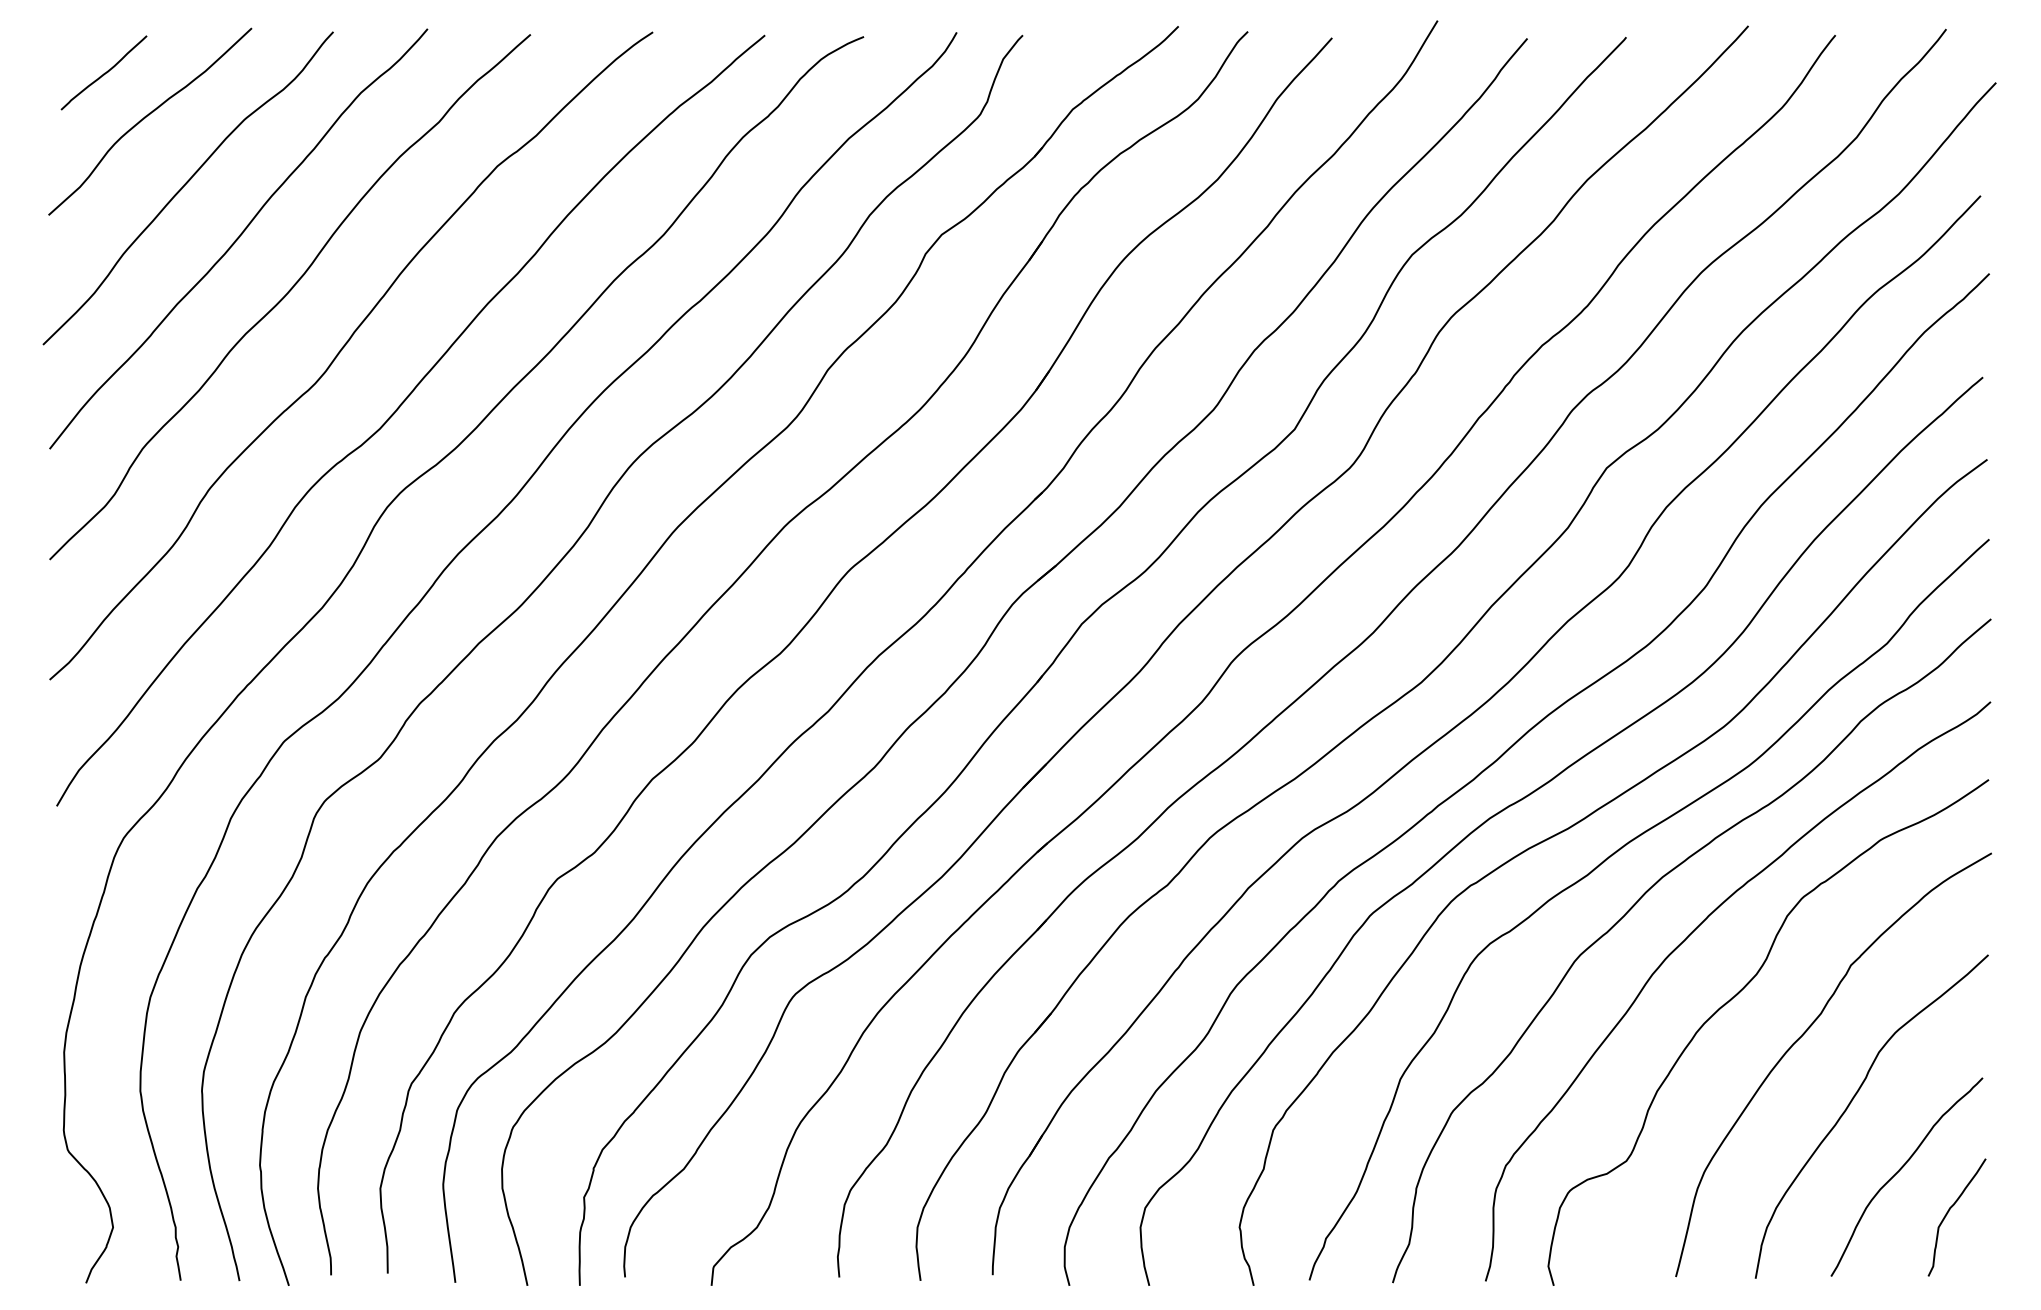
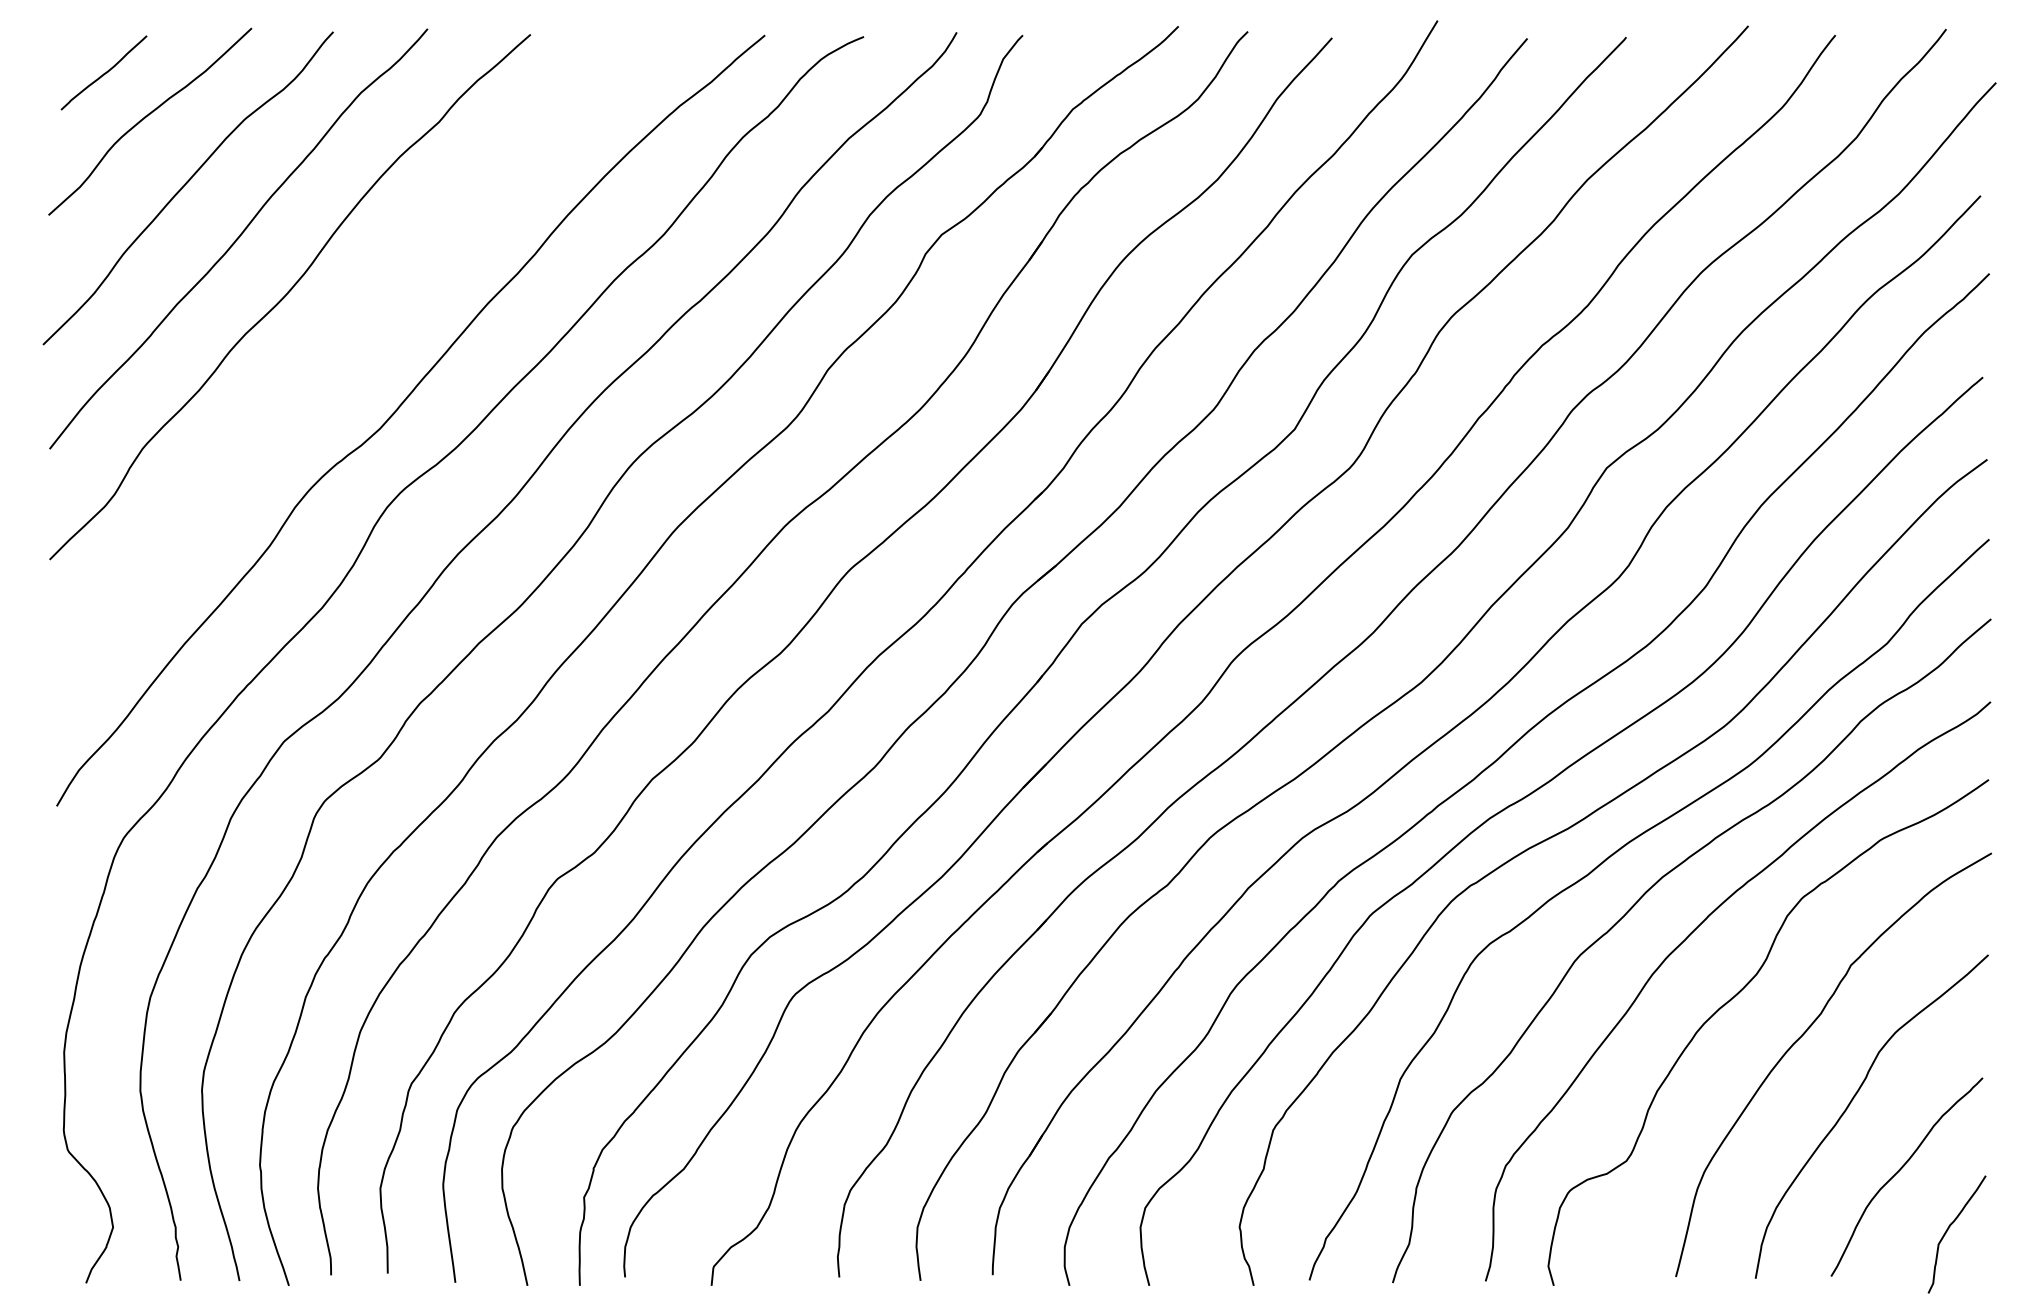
curve: present -> none (344, 347)
curve position: (1948, 1213) -> (1948, 1230) (1948, 1230)
